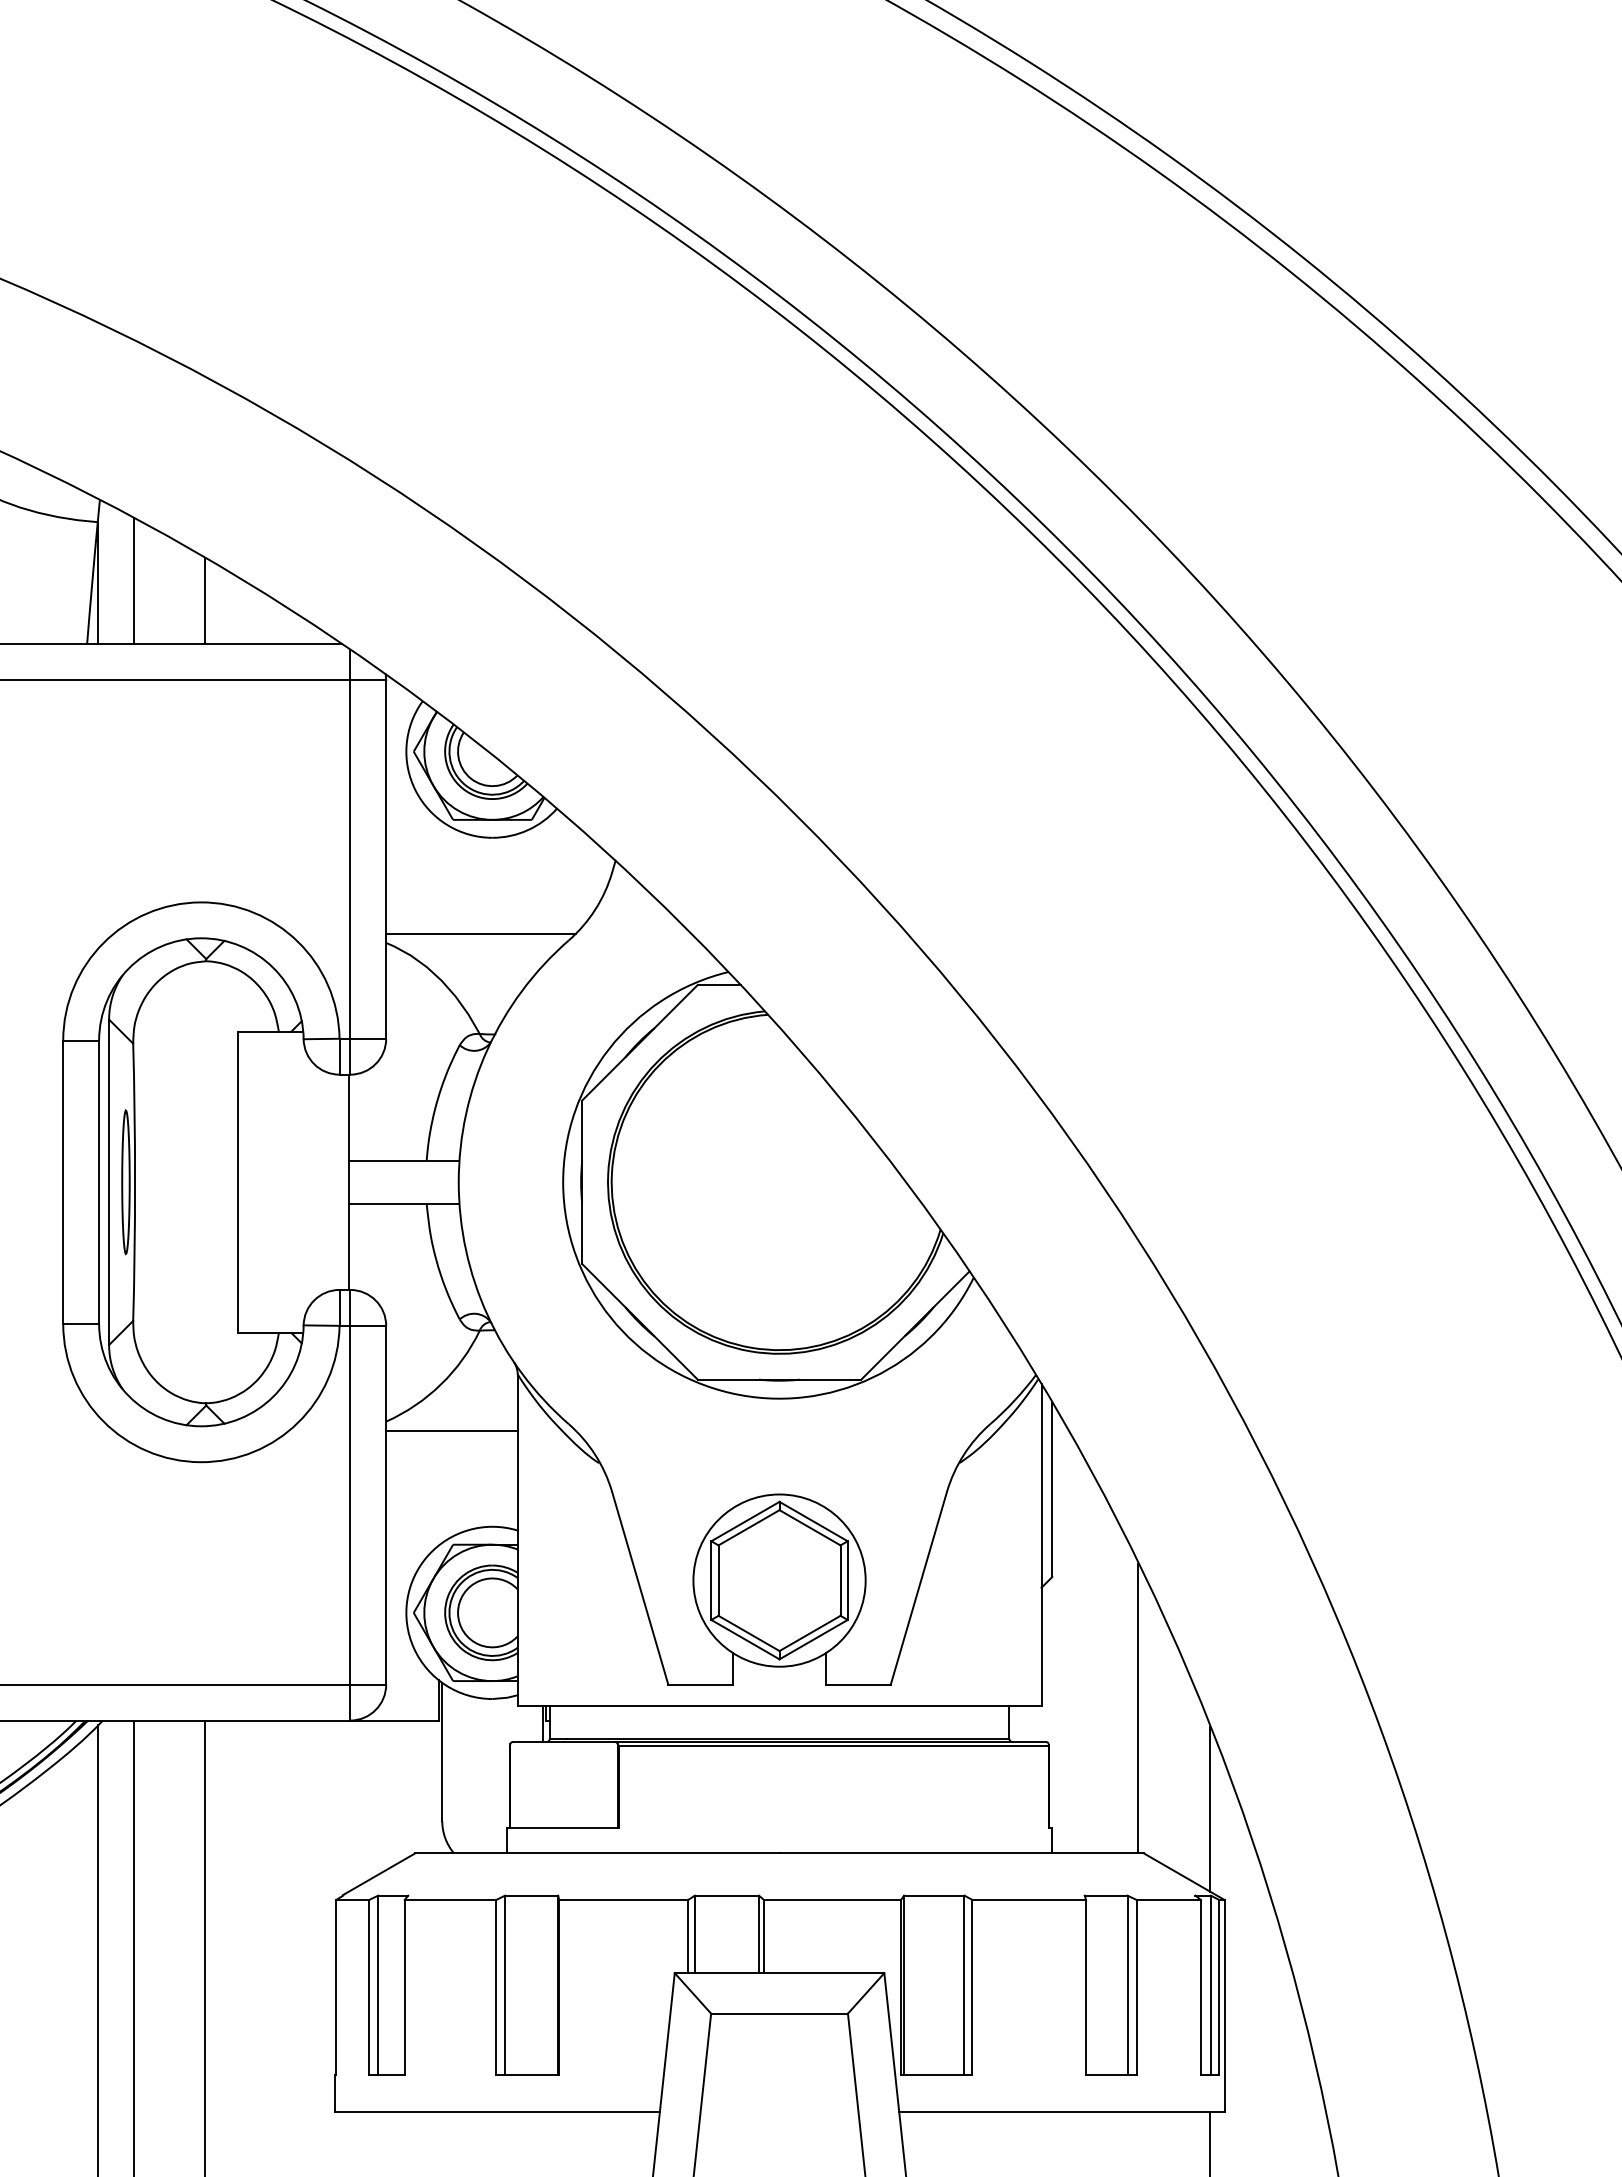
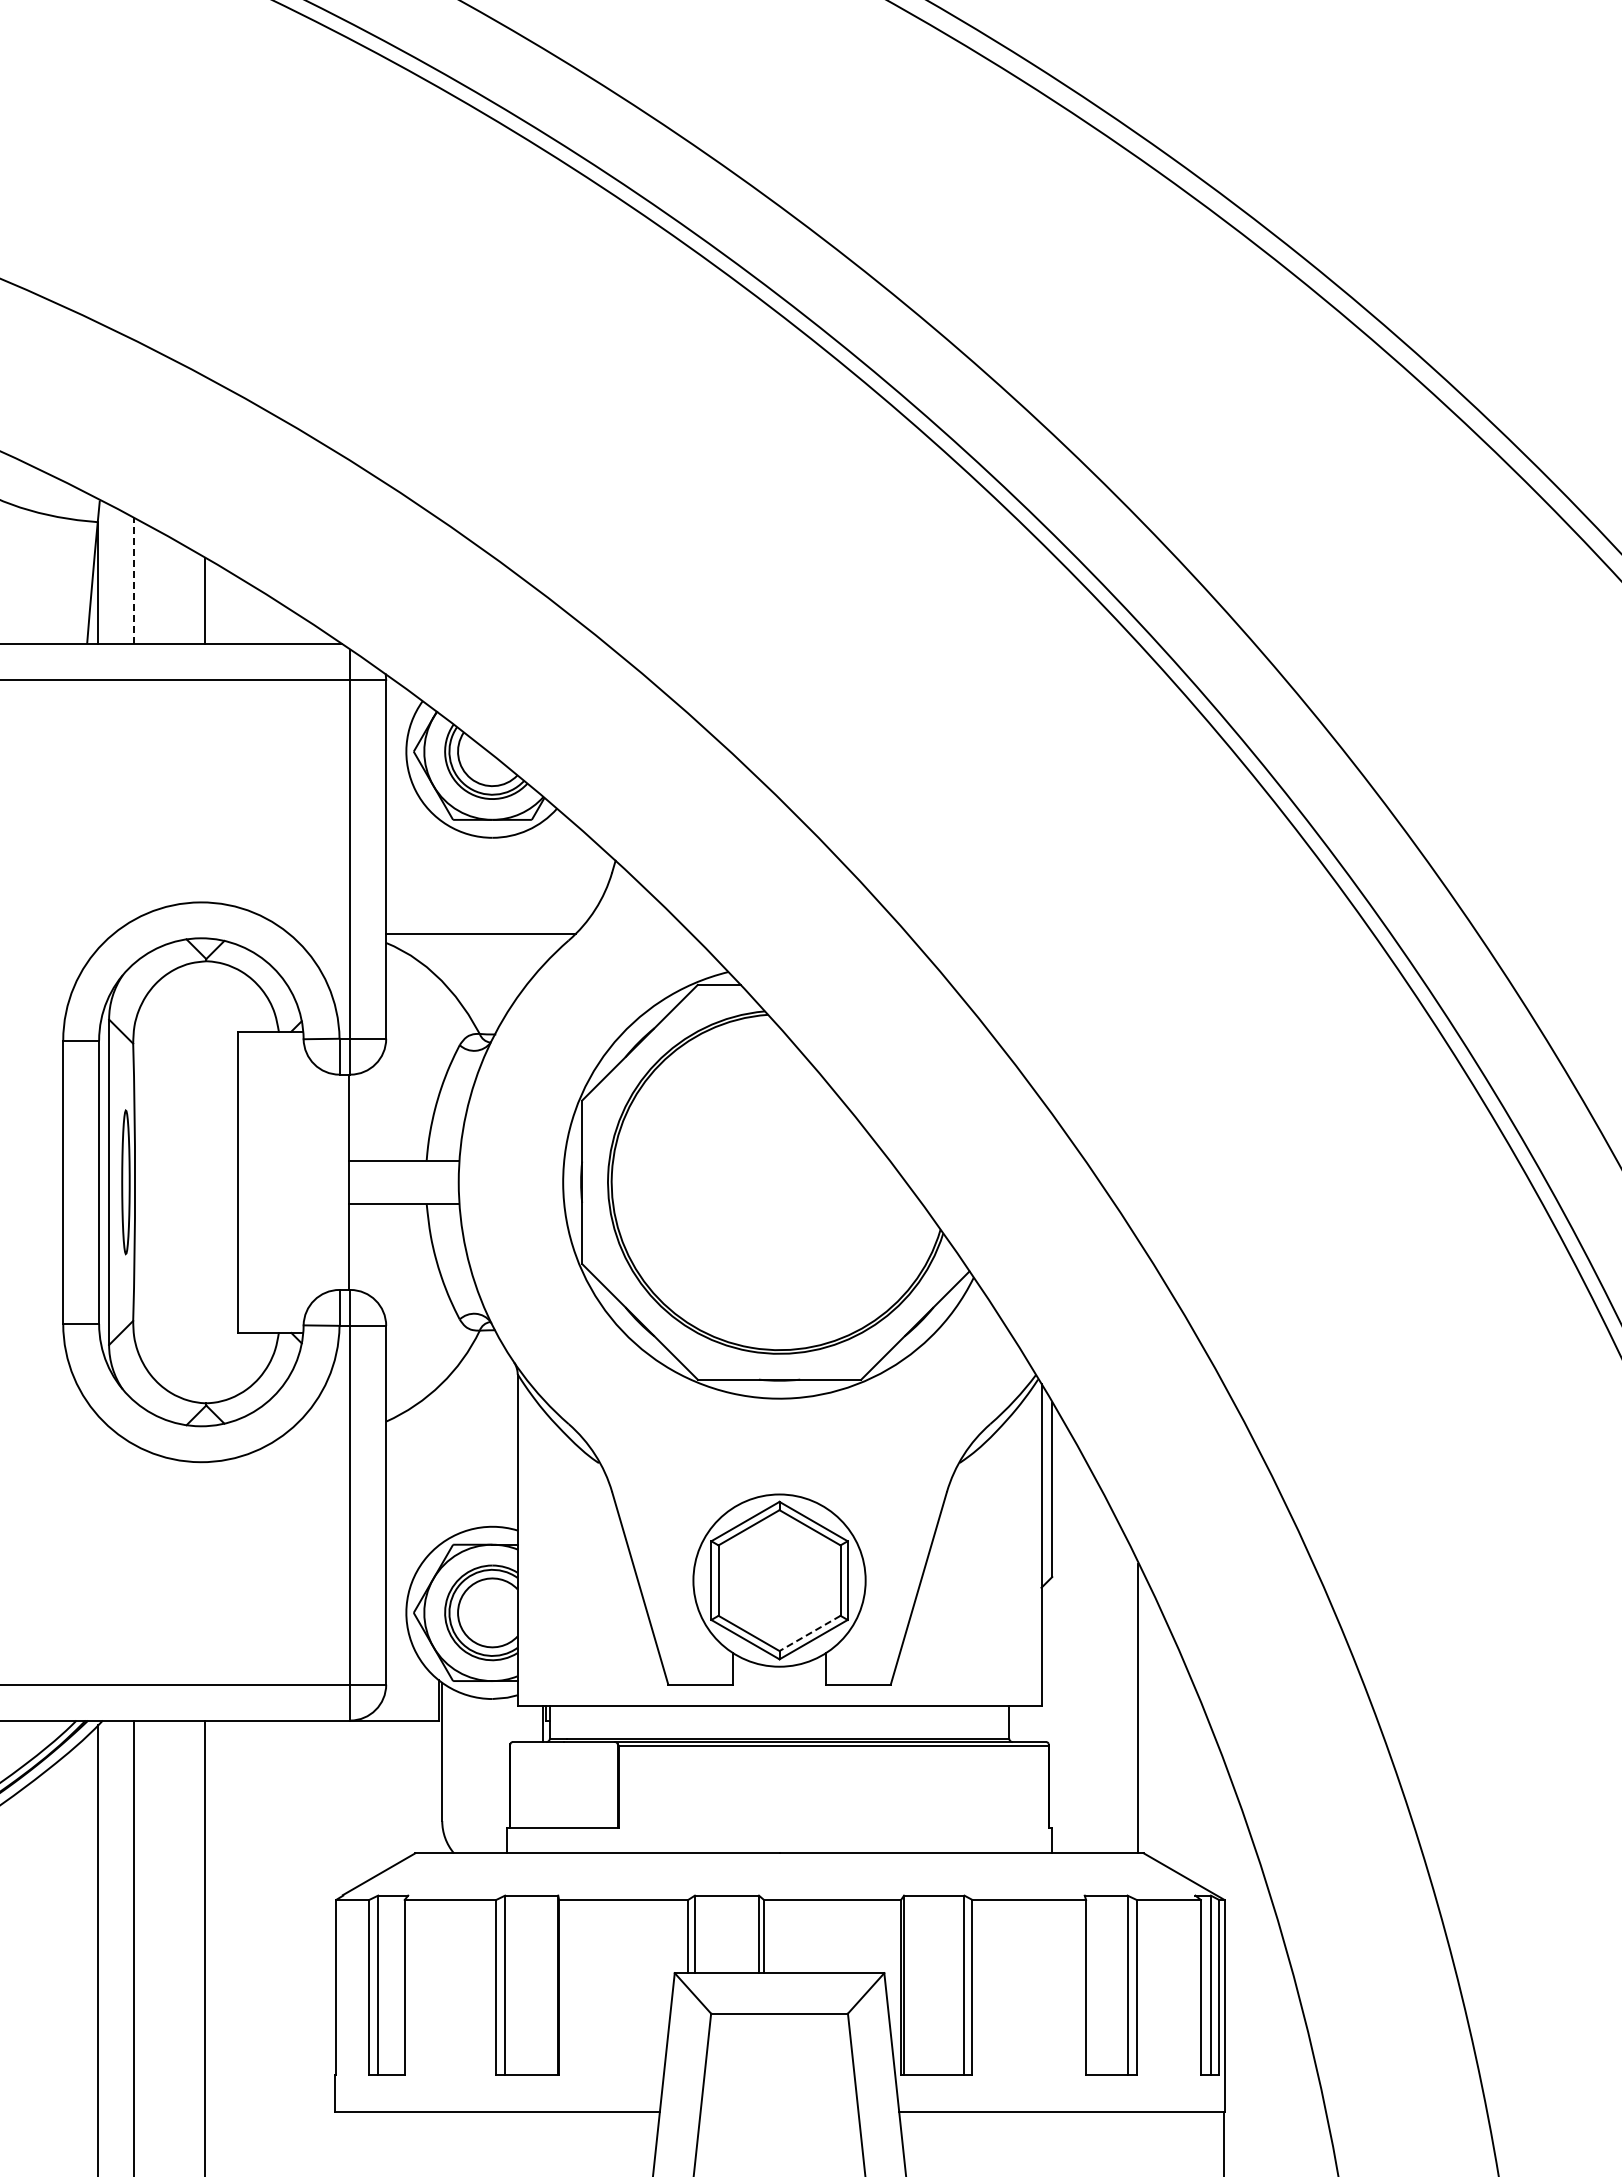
line: solid -> dashed (133, 580)
line: present -> none (451, 1430)
line: solid -> dashed (809, 1633)
line: present -> none (1210, 1808)
line position: (1210, 2142) -> (1224, 2142) (1224, 2142)
